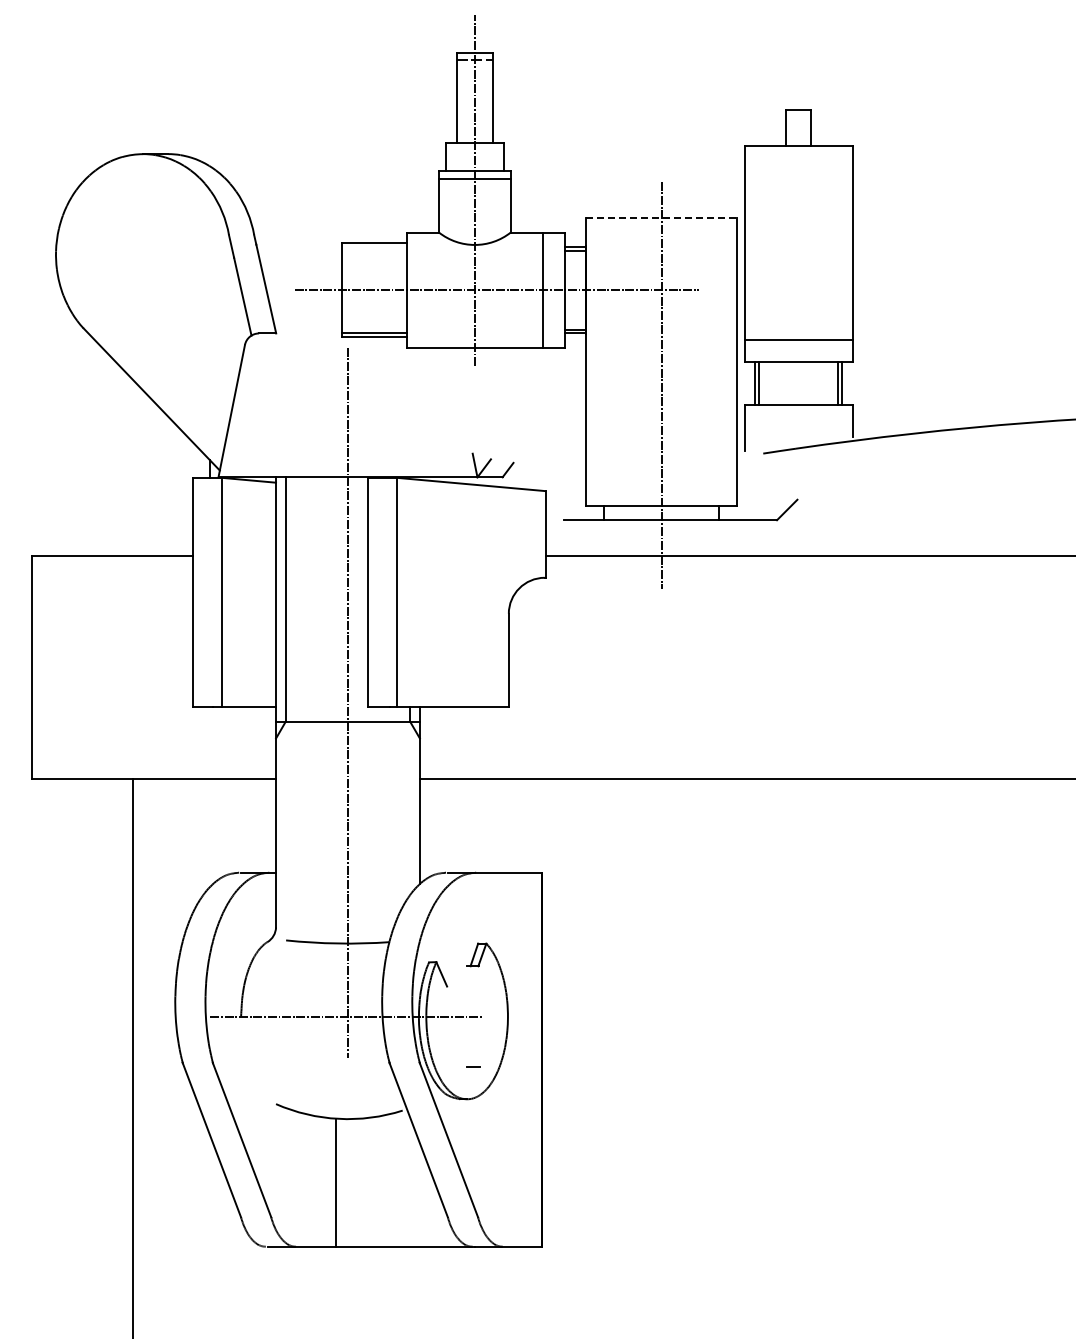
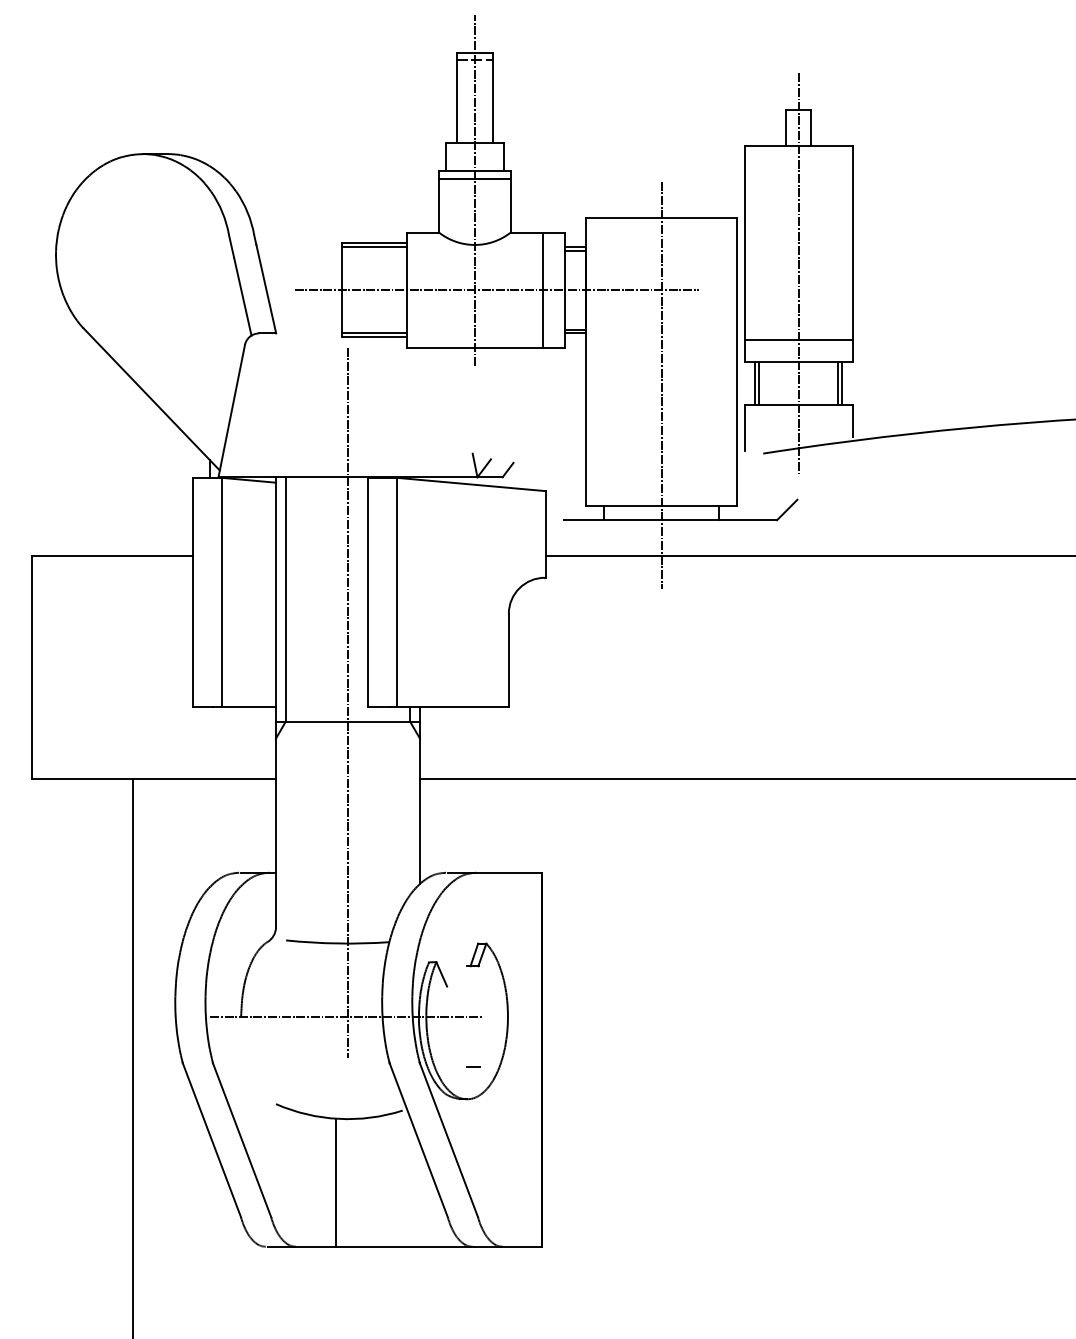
line: dashed -> solid (661, 218)
line: none -> present (373, 246)
line: none -> present (798, 273)
